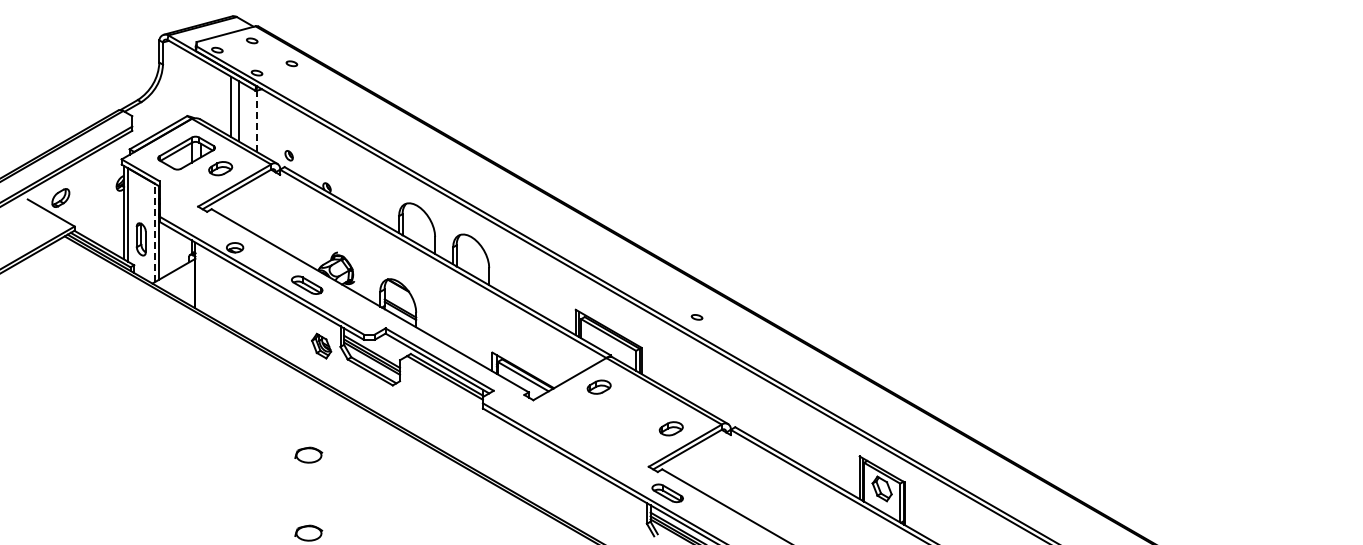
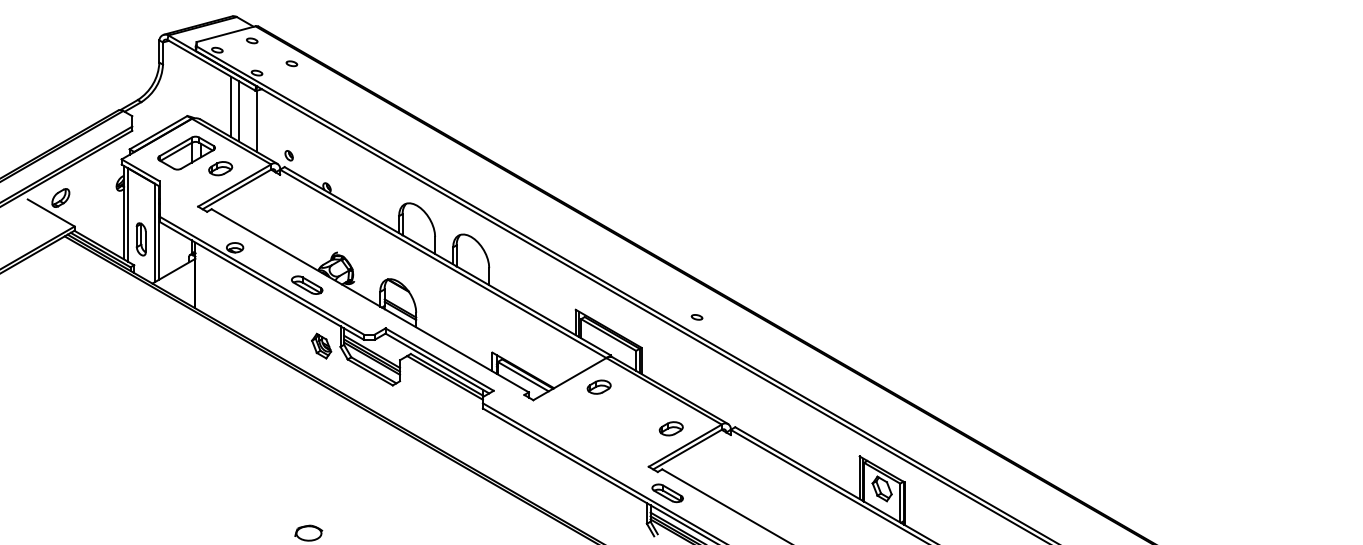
line: dashed -> solid (257, 121)
line: dashed -> solid (154, 232)
part: present -> none (308, 454)
